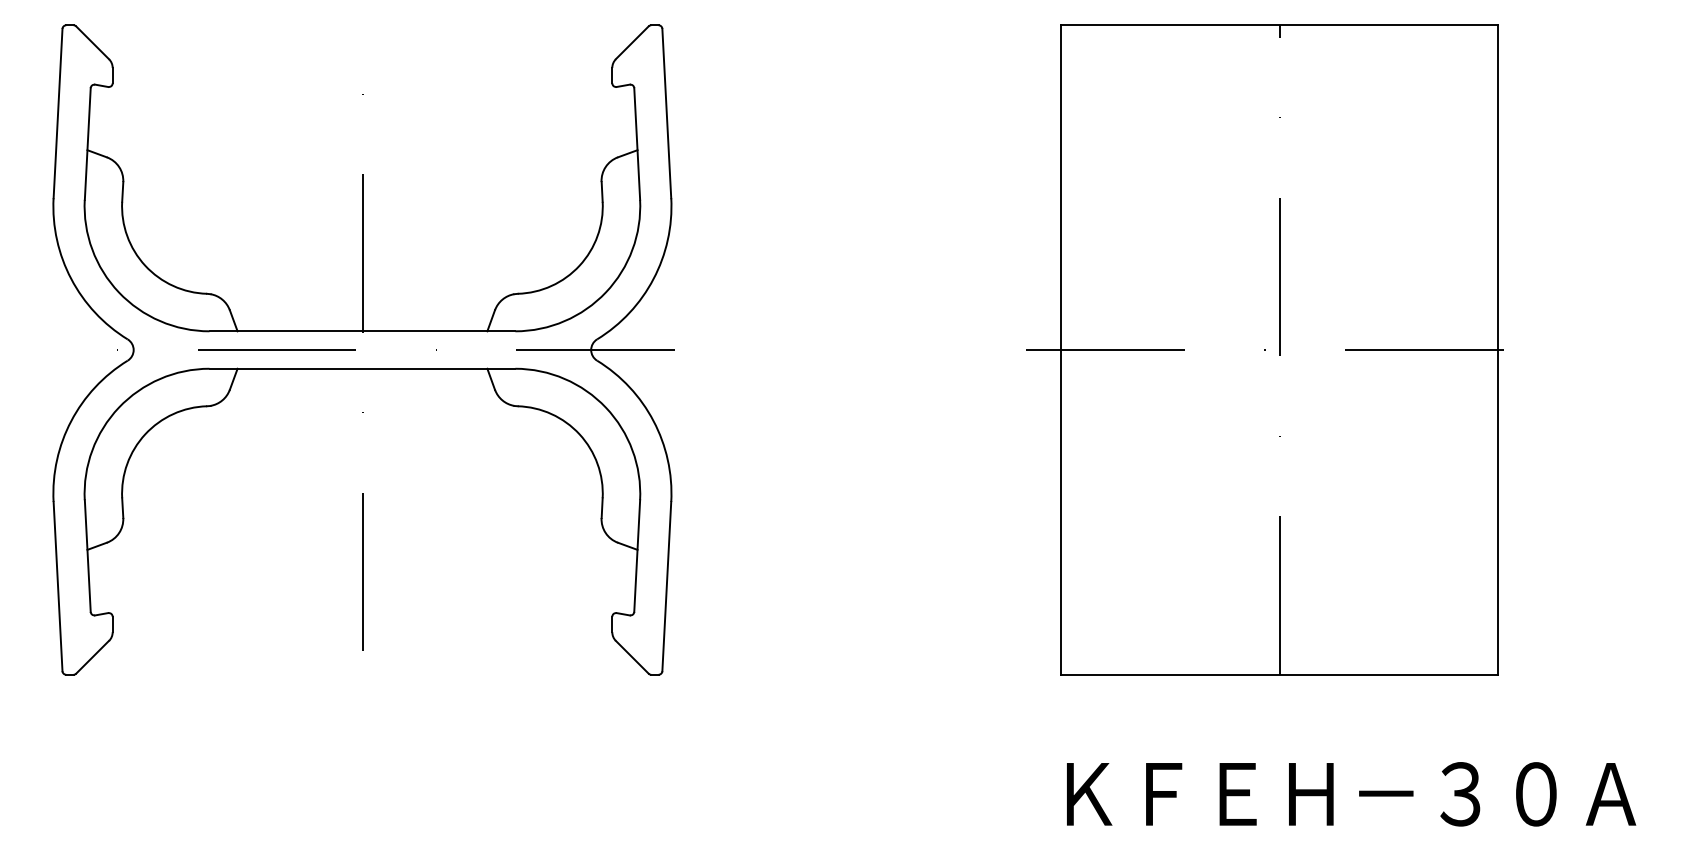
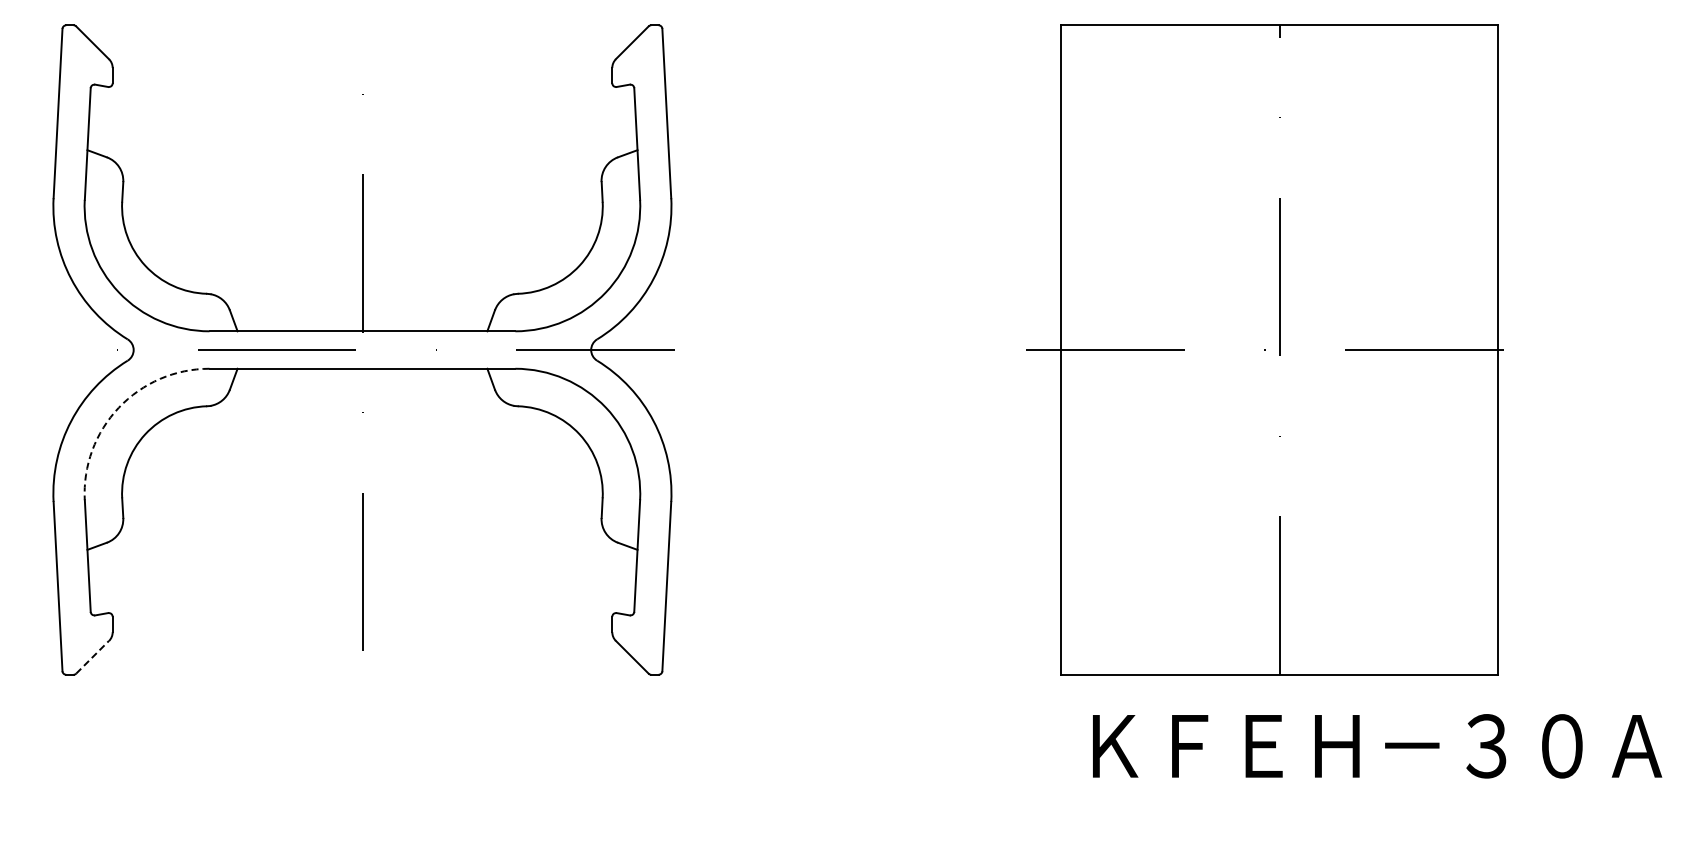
arc: solid -> dashed (118, 407)
line: solid -> dashed (92, 656)
text position: (1351, 794) -> (1377, 746) (1377, 746)
